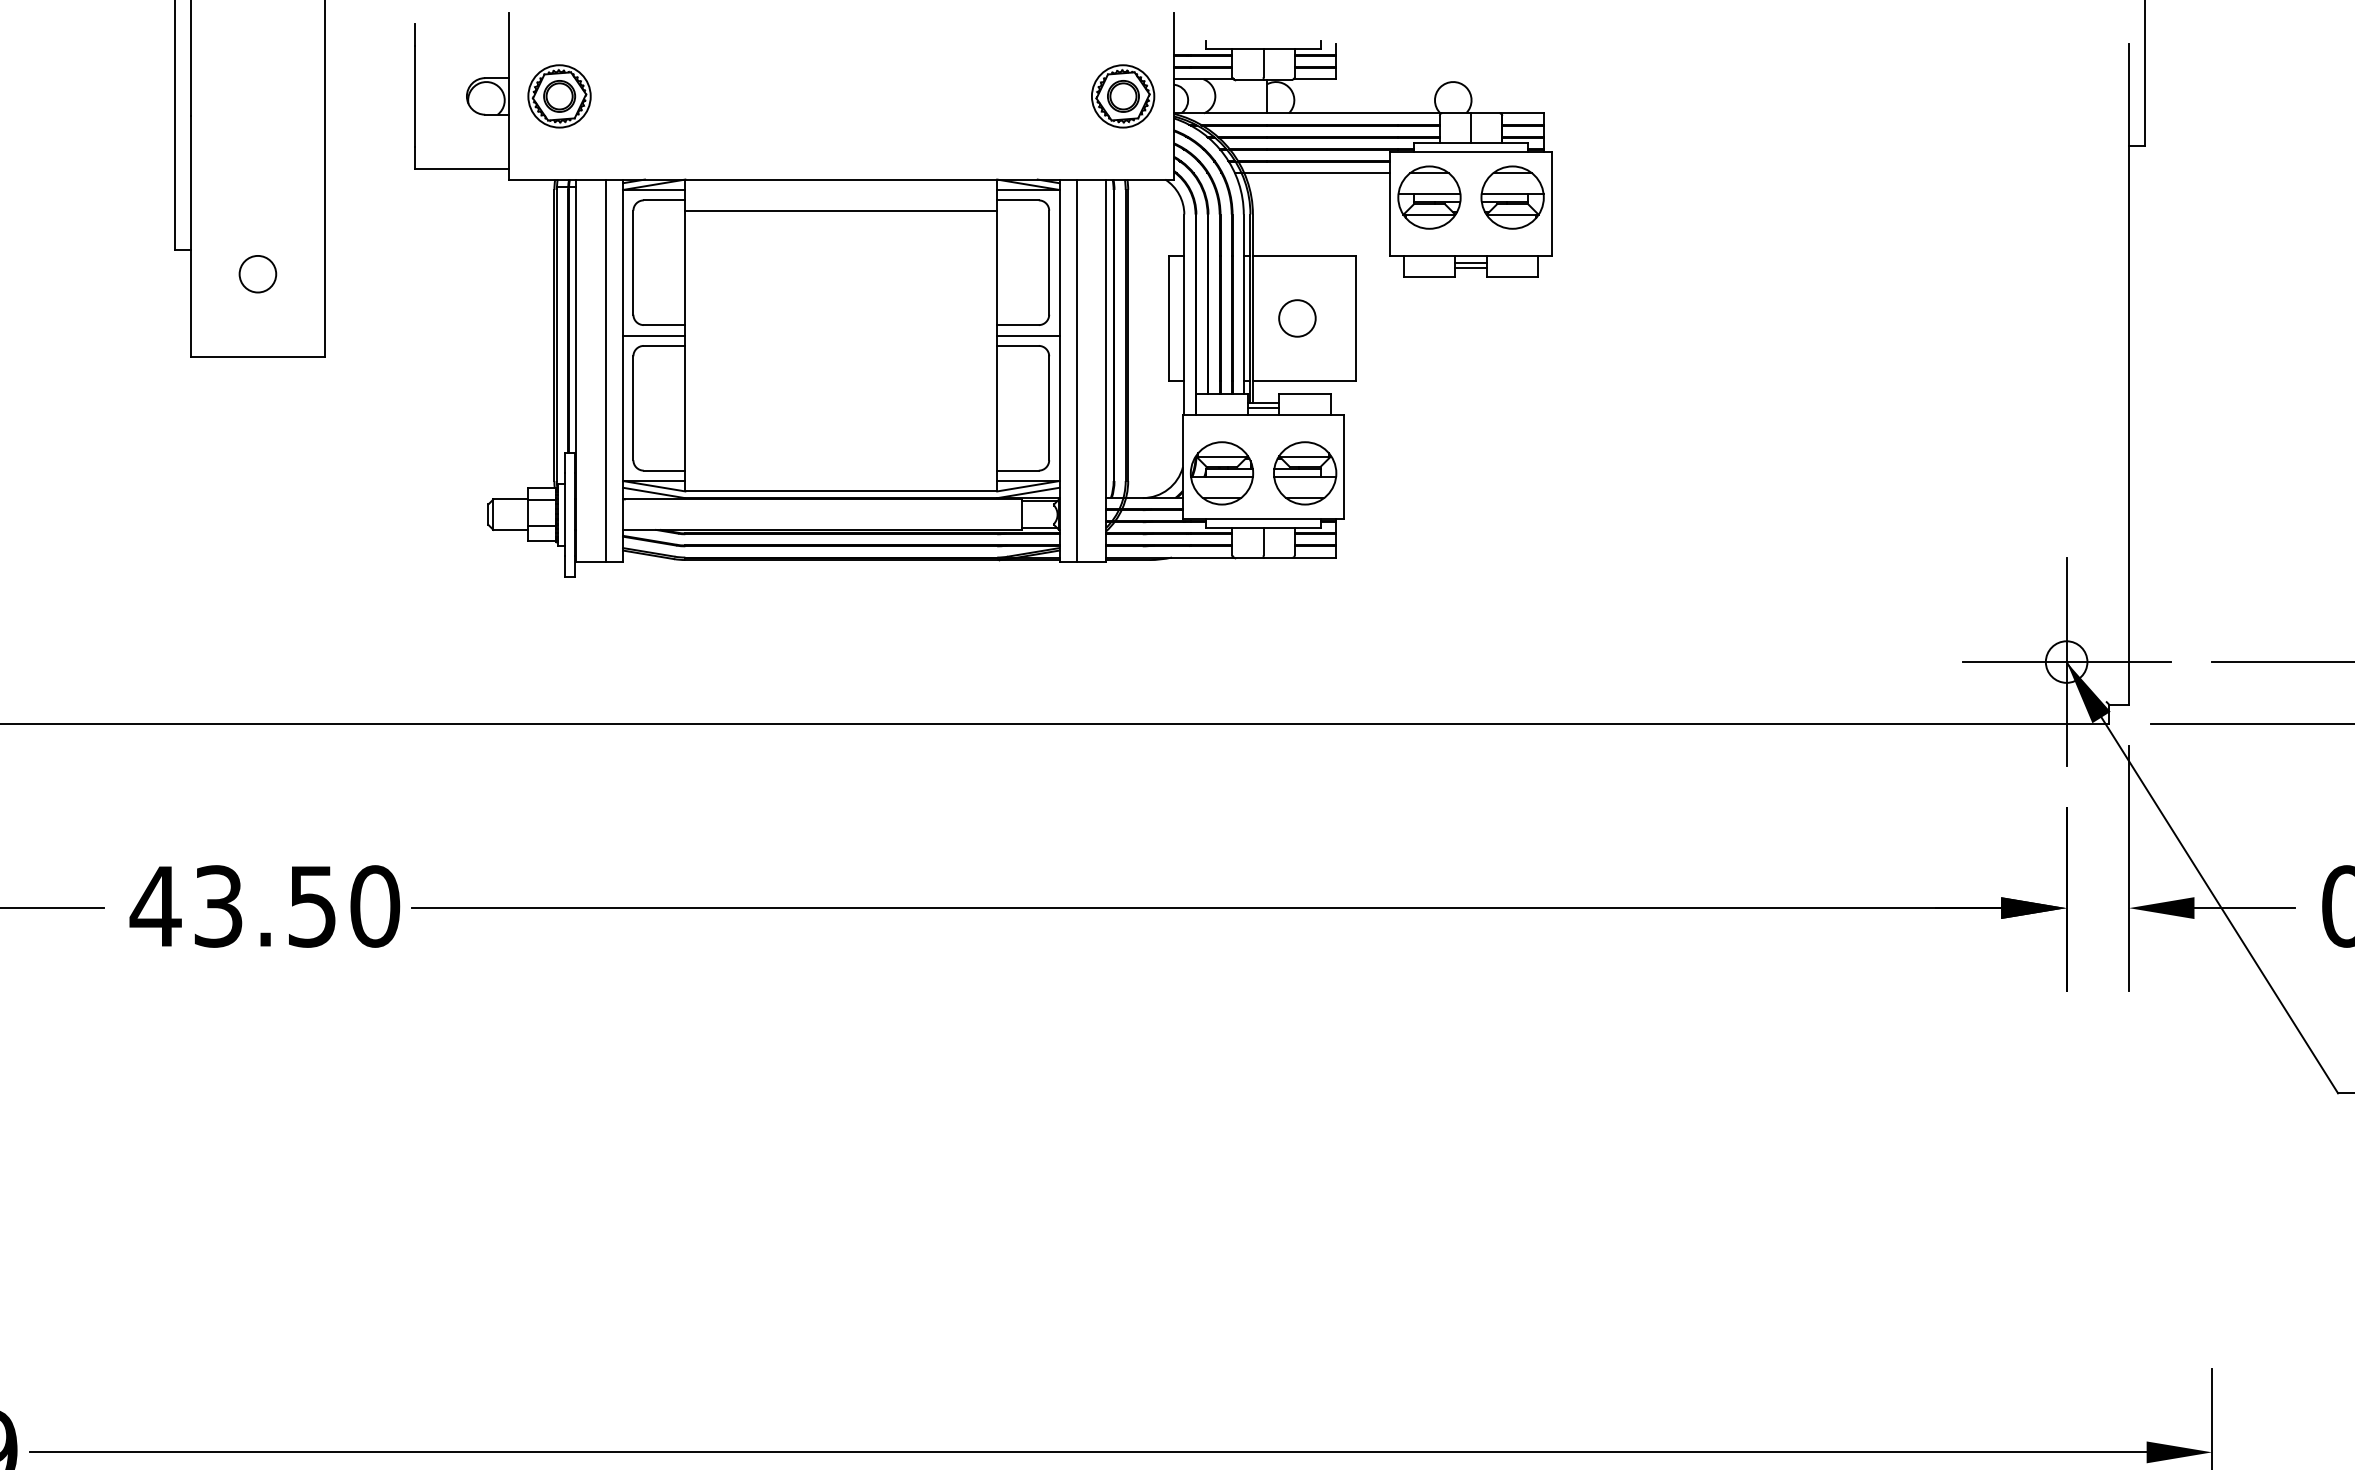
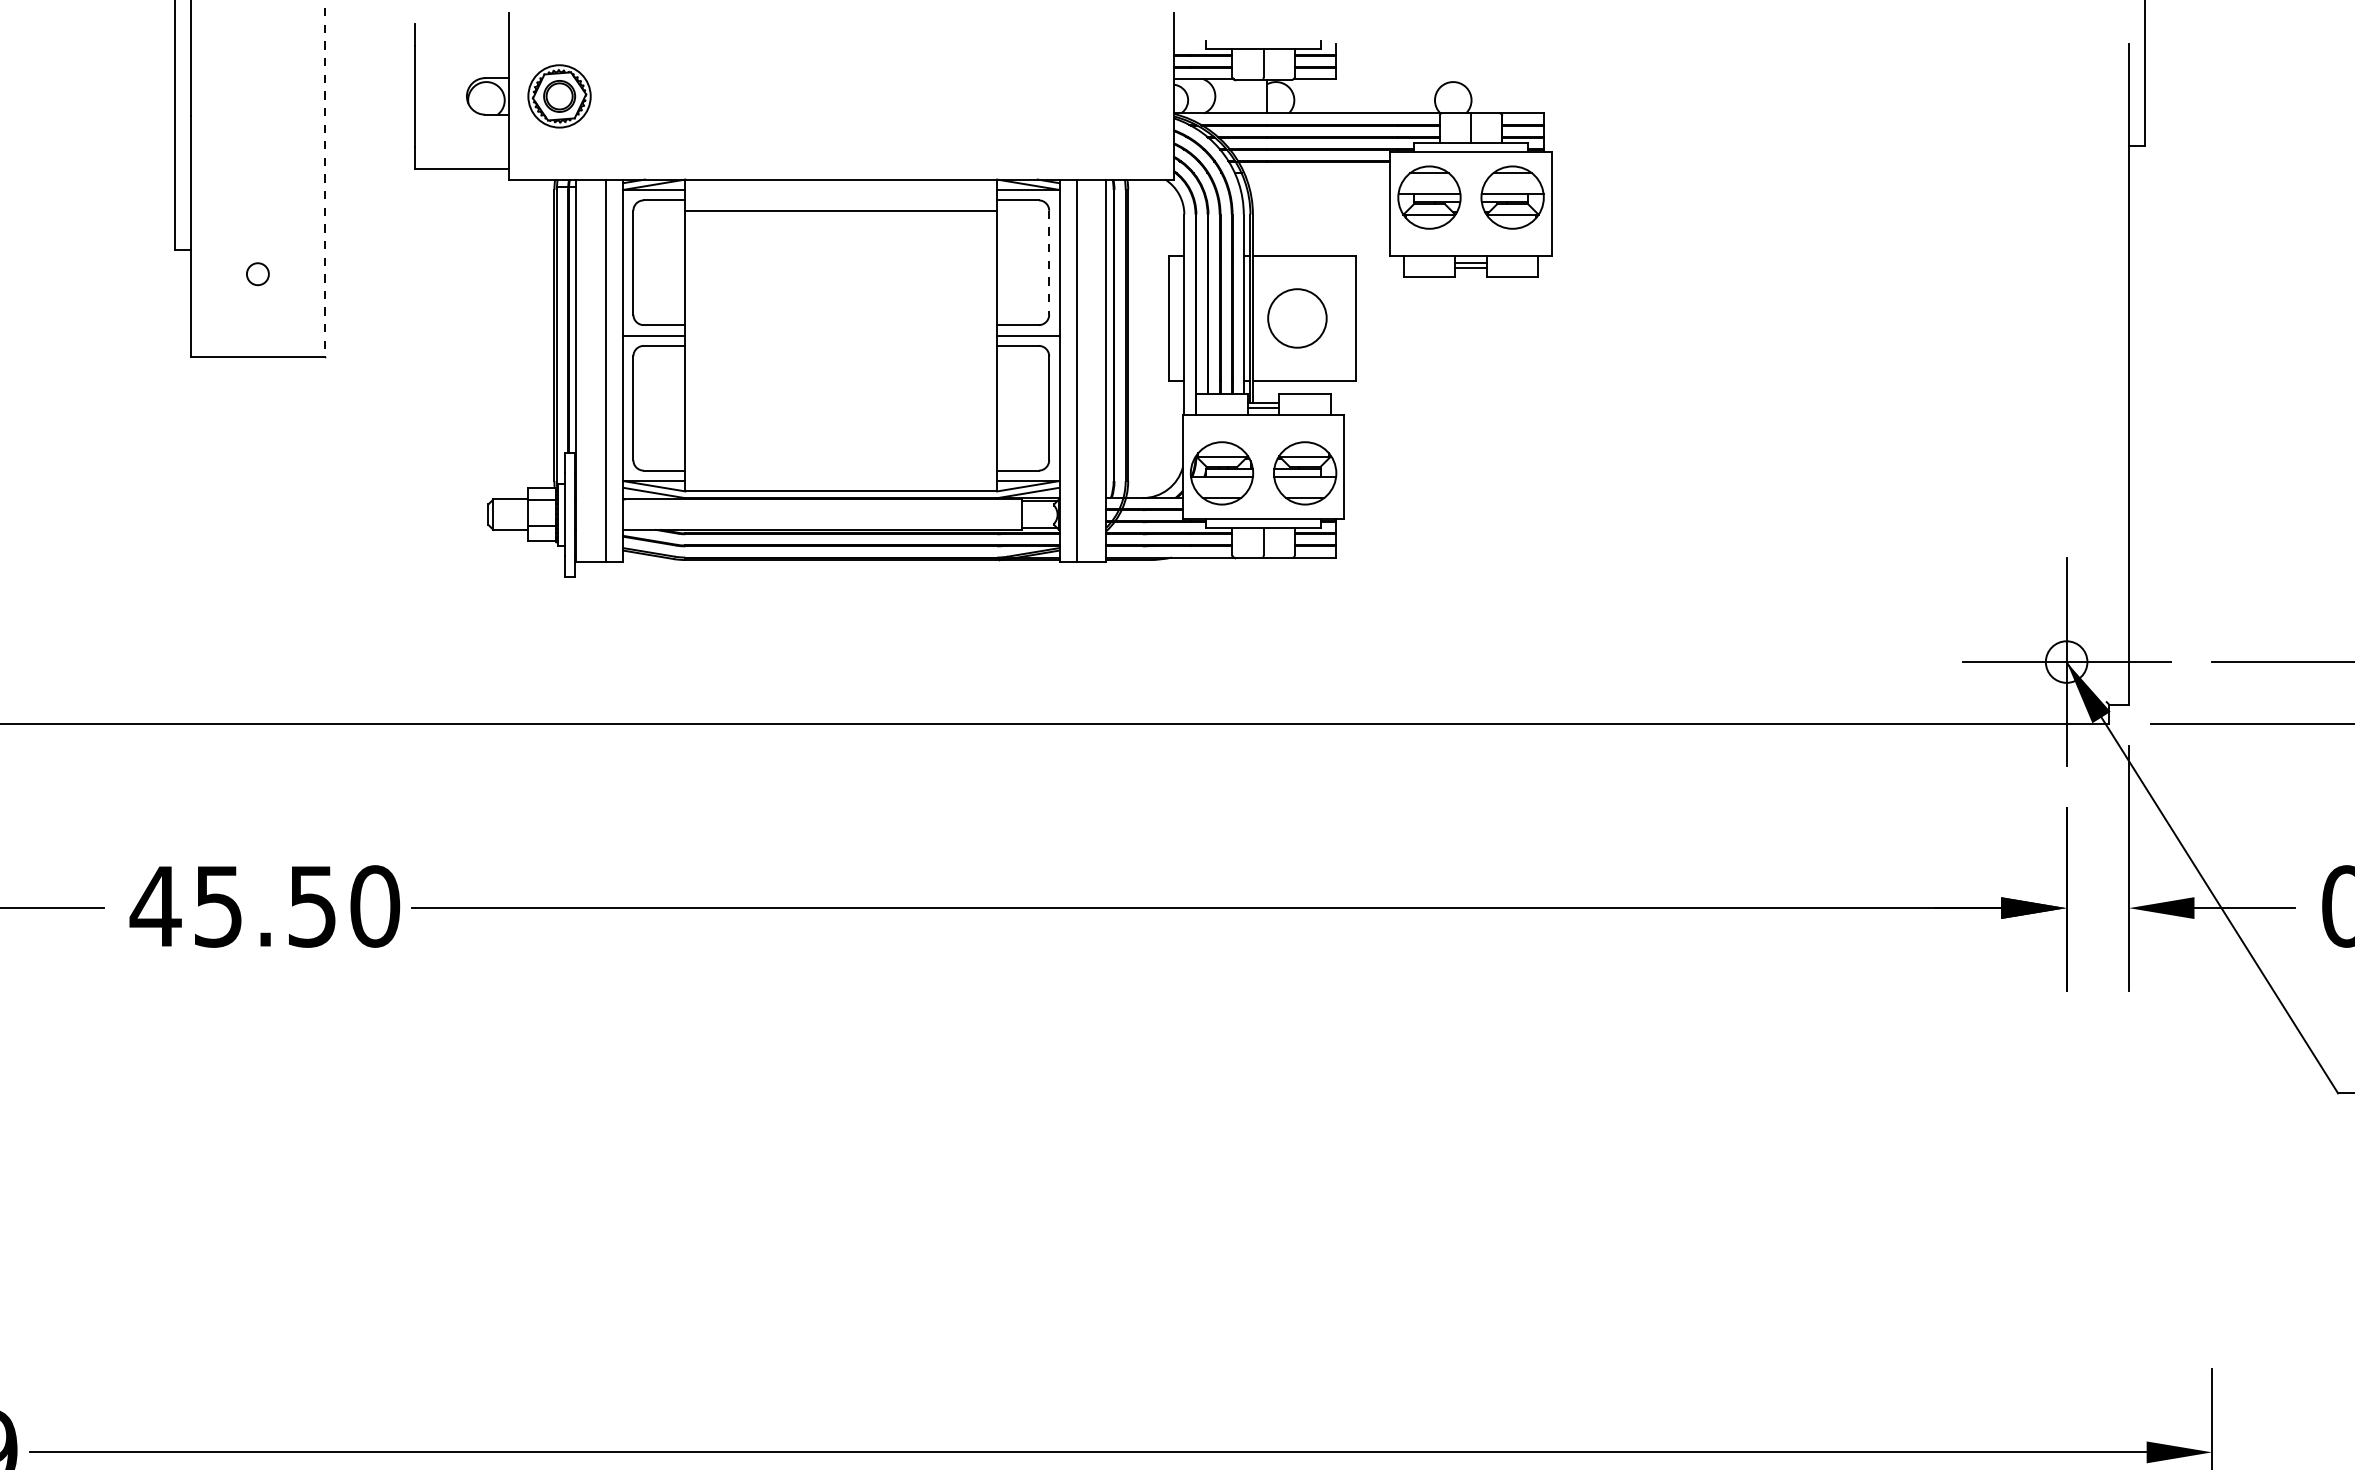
part: present -> none (1123, 96)
line: present -> none (1317, 172)
line: solid -> dashed (325, 179)
line: solid -> dashed (1049, 262)
circle diameter: 37 px -> 22 px (257, 274)
circle diameter: 37 px -> 59 px (1297, 318)
text: 43.50 -> 45.50 (218, 906)
